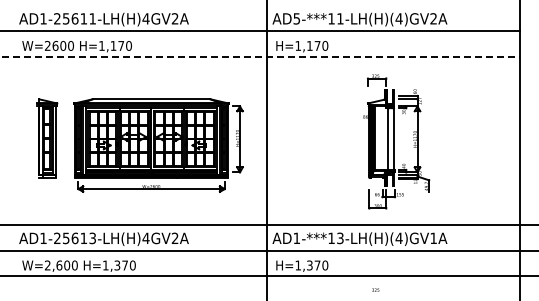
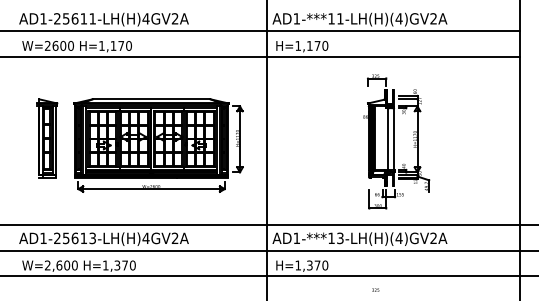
text: AD5-***11-LH(H)(4)GV2A -> AD1-***11-LH(H)(4)GV2A (296, 18)
line: dashed -> solid (260, 56)
text: AD1-***13-LH(H)(4)GV1A -> AD1-***13-LH(H)(4)GV2A (433, 237)
